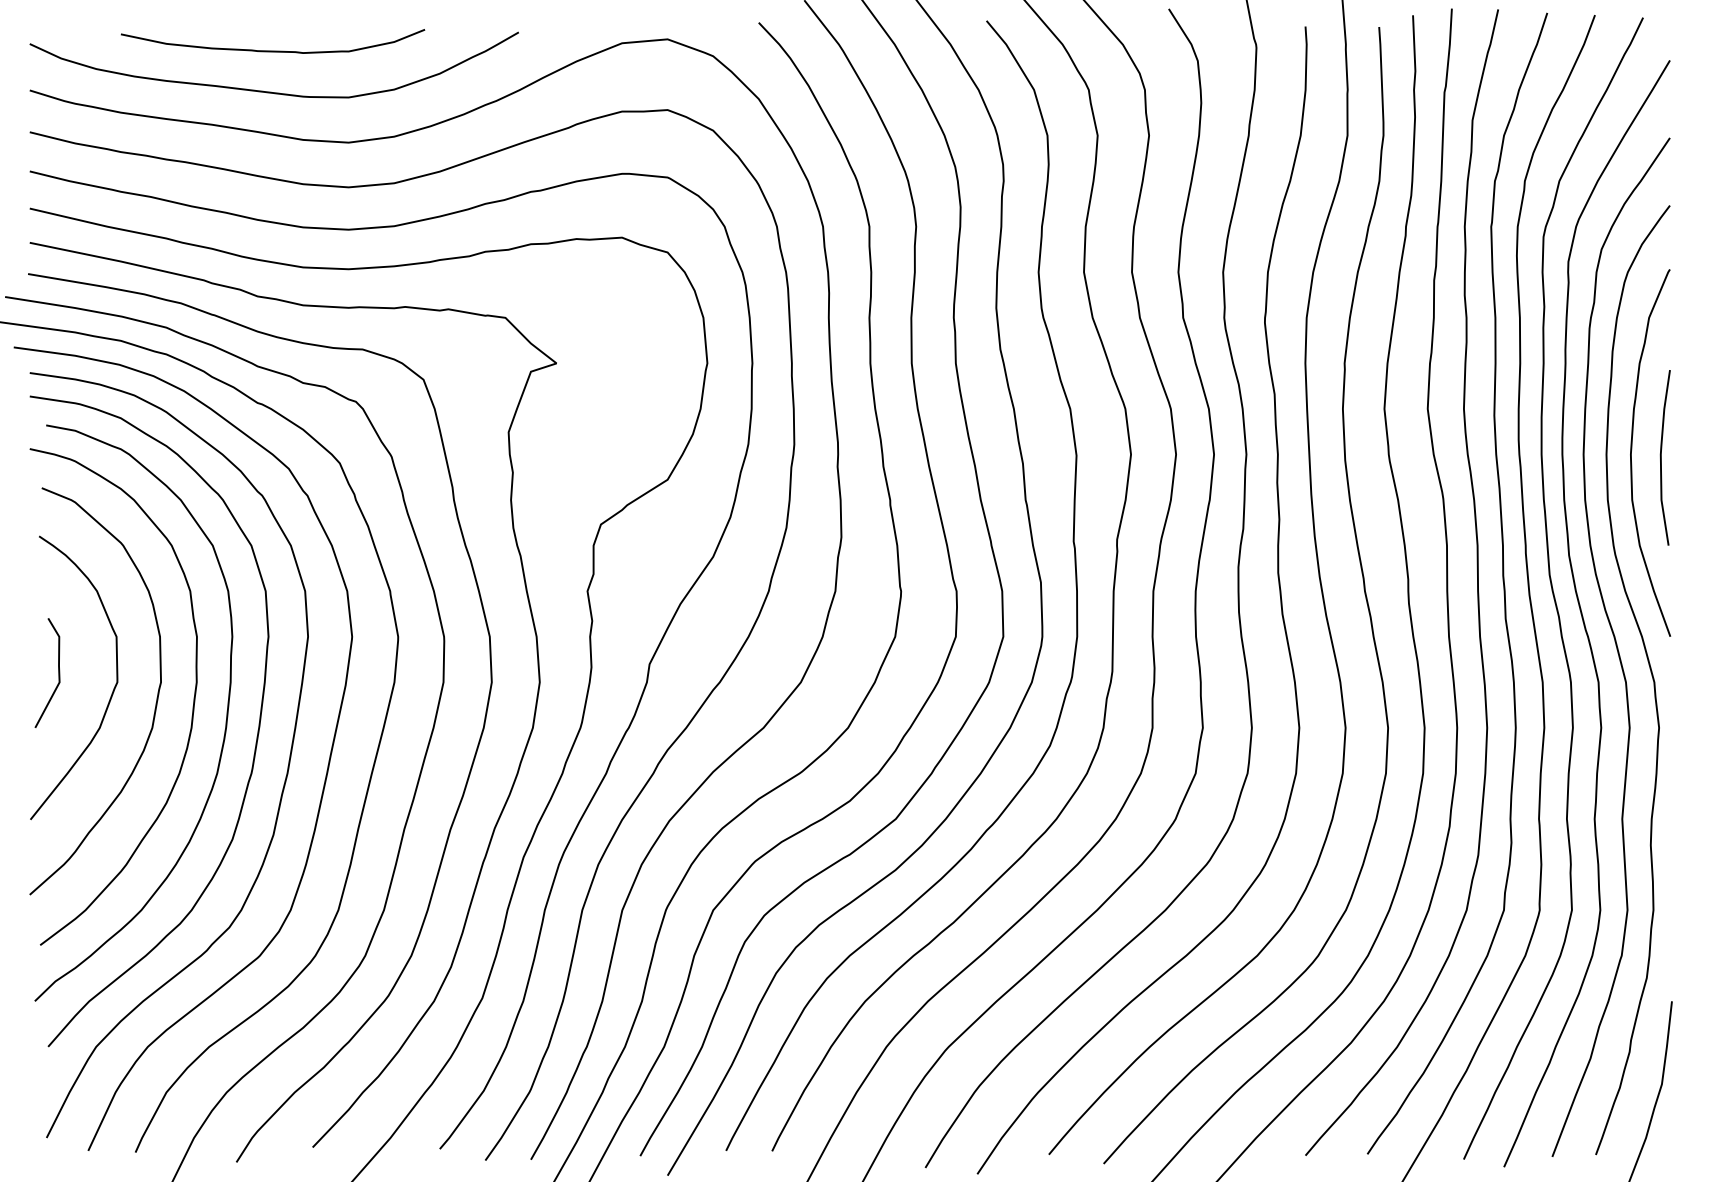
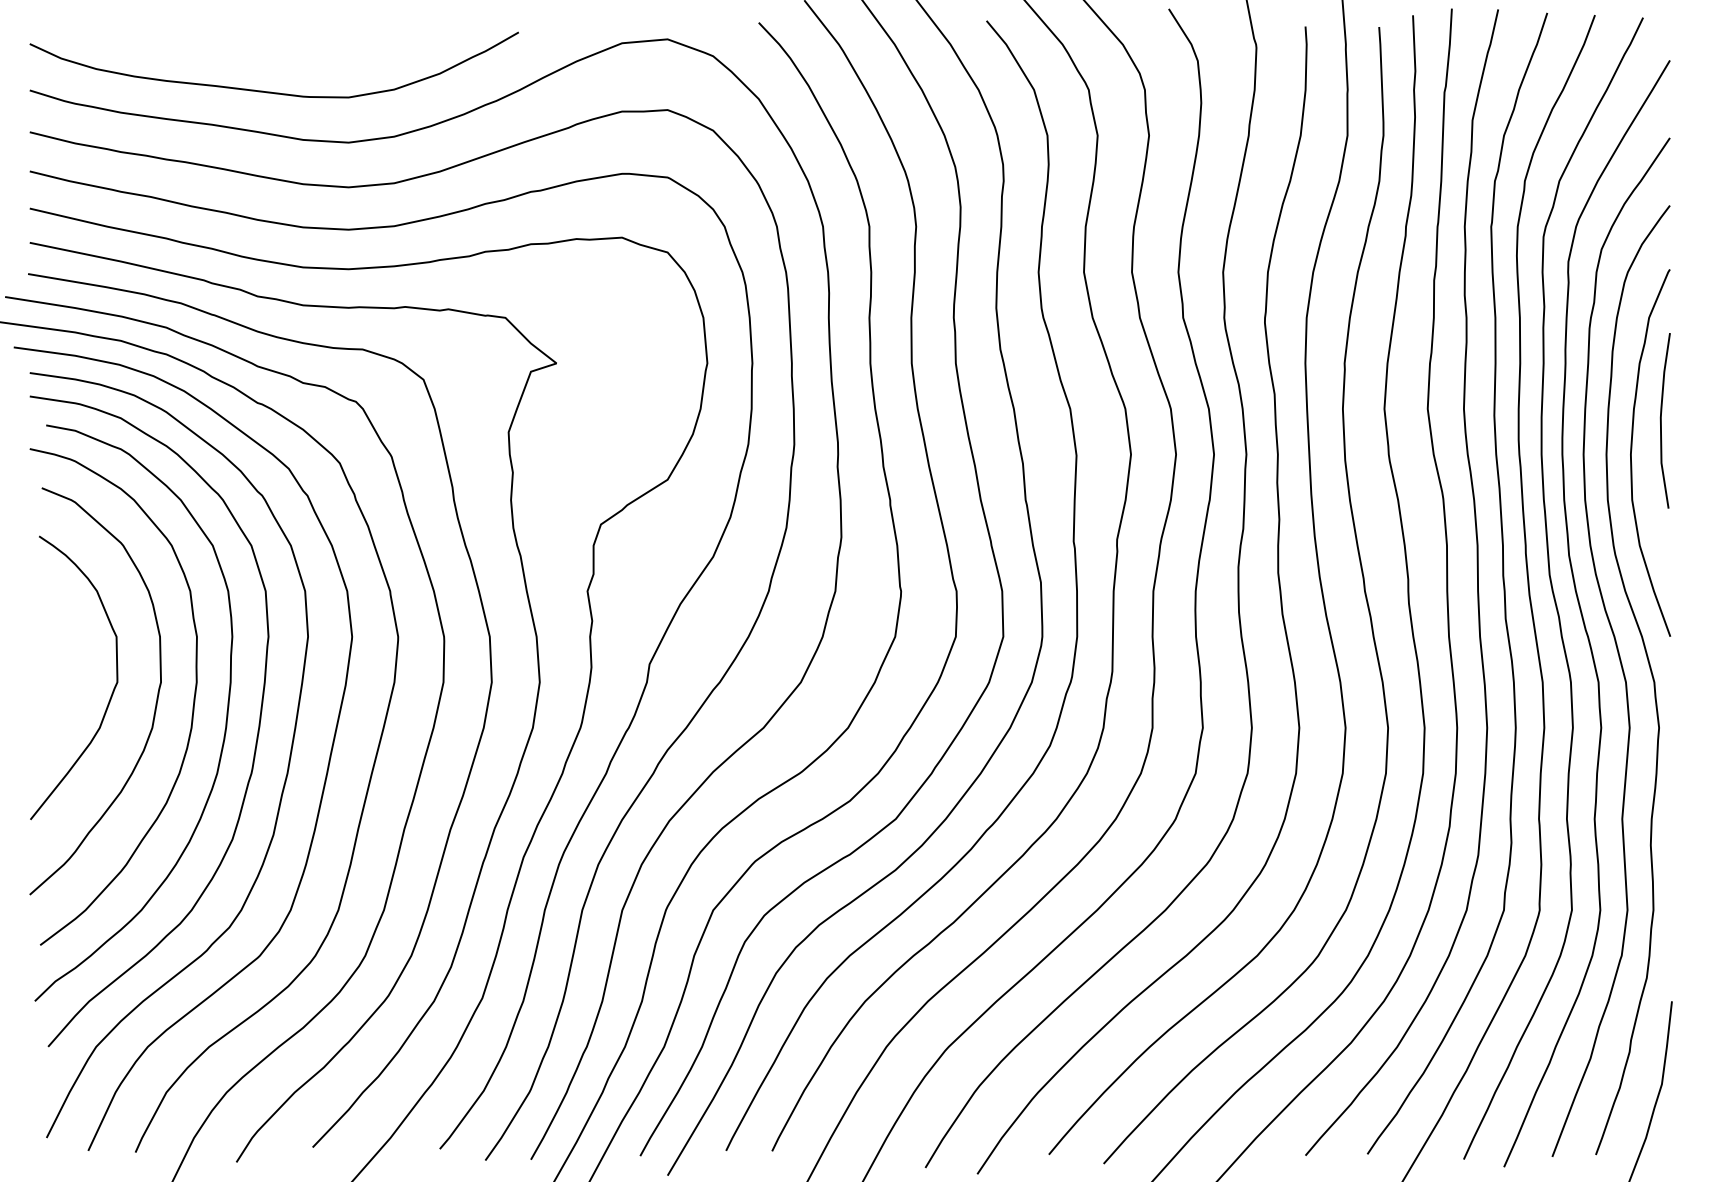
curve: present -> none (272, 50)
curve position: (1661, 457) -> (1661, 420) (1661, 420)
line: present -> none (58, 672)
